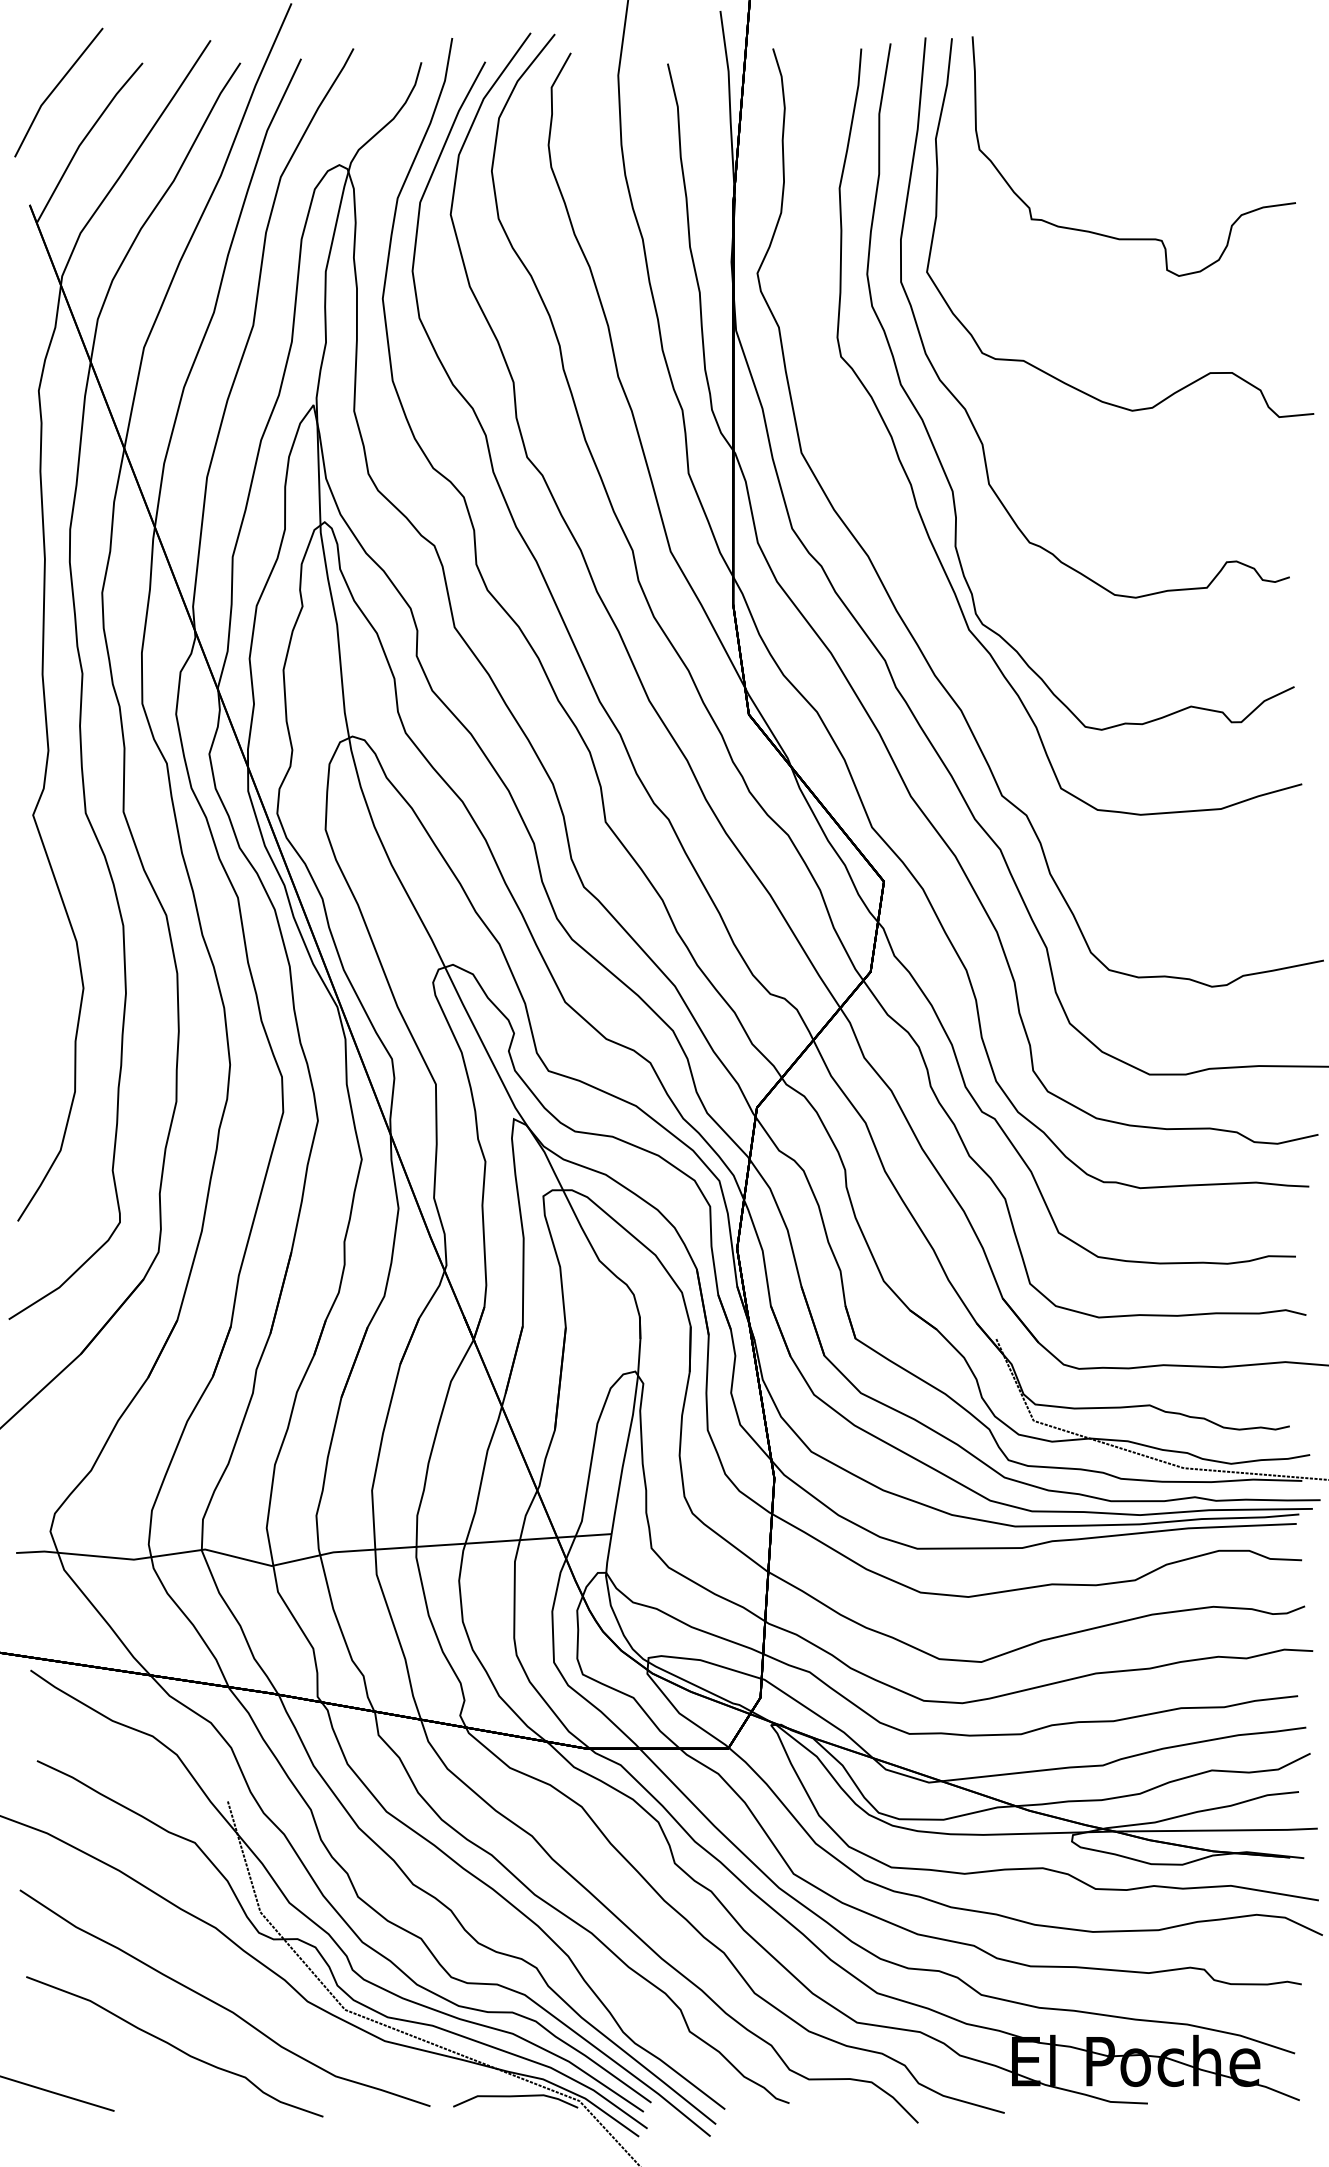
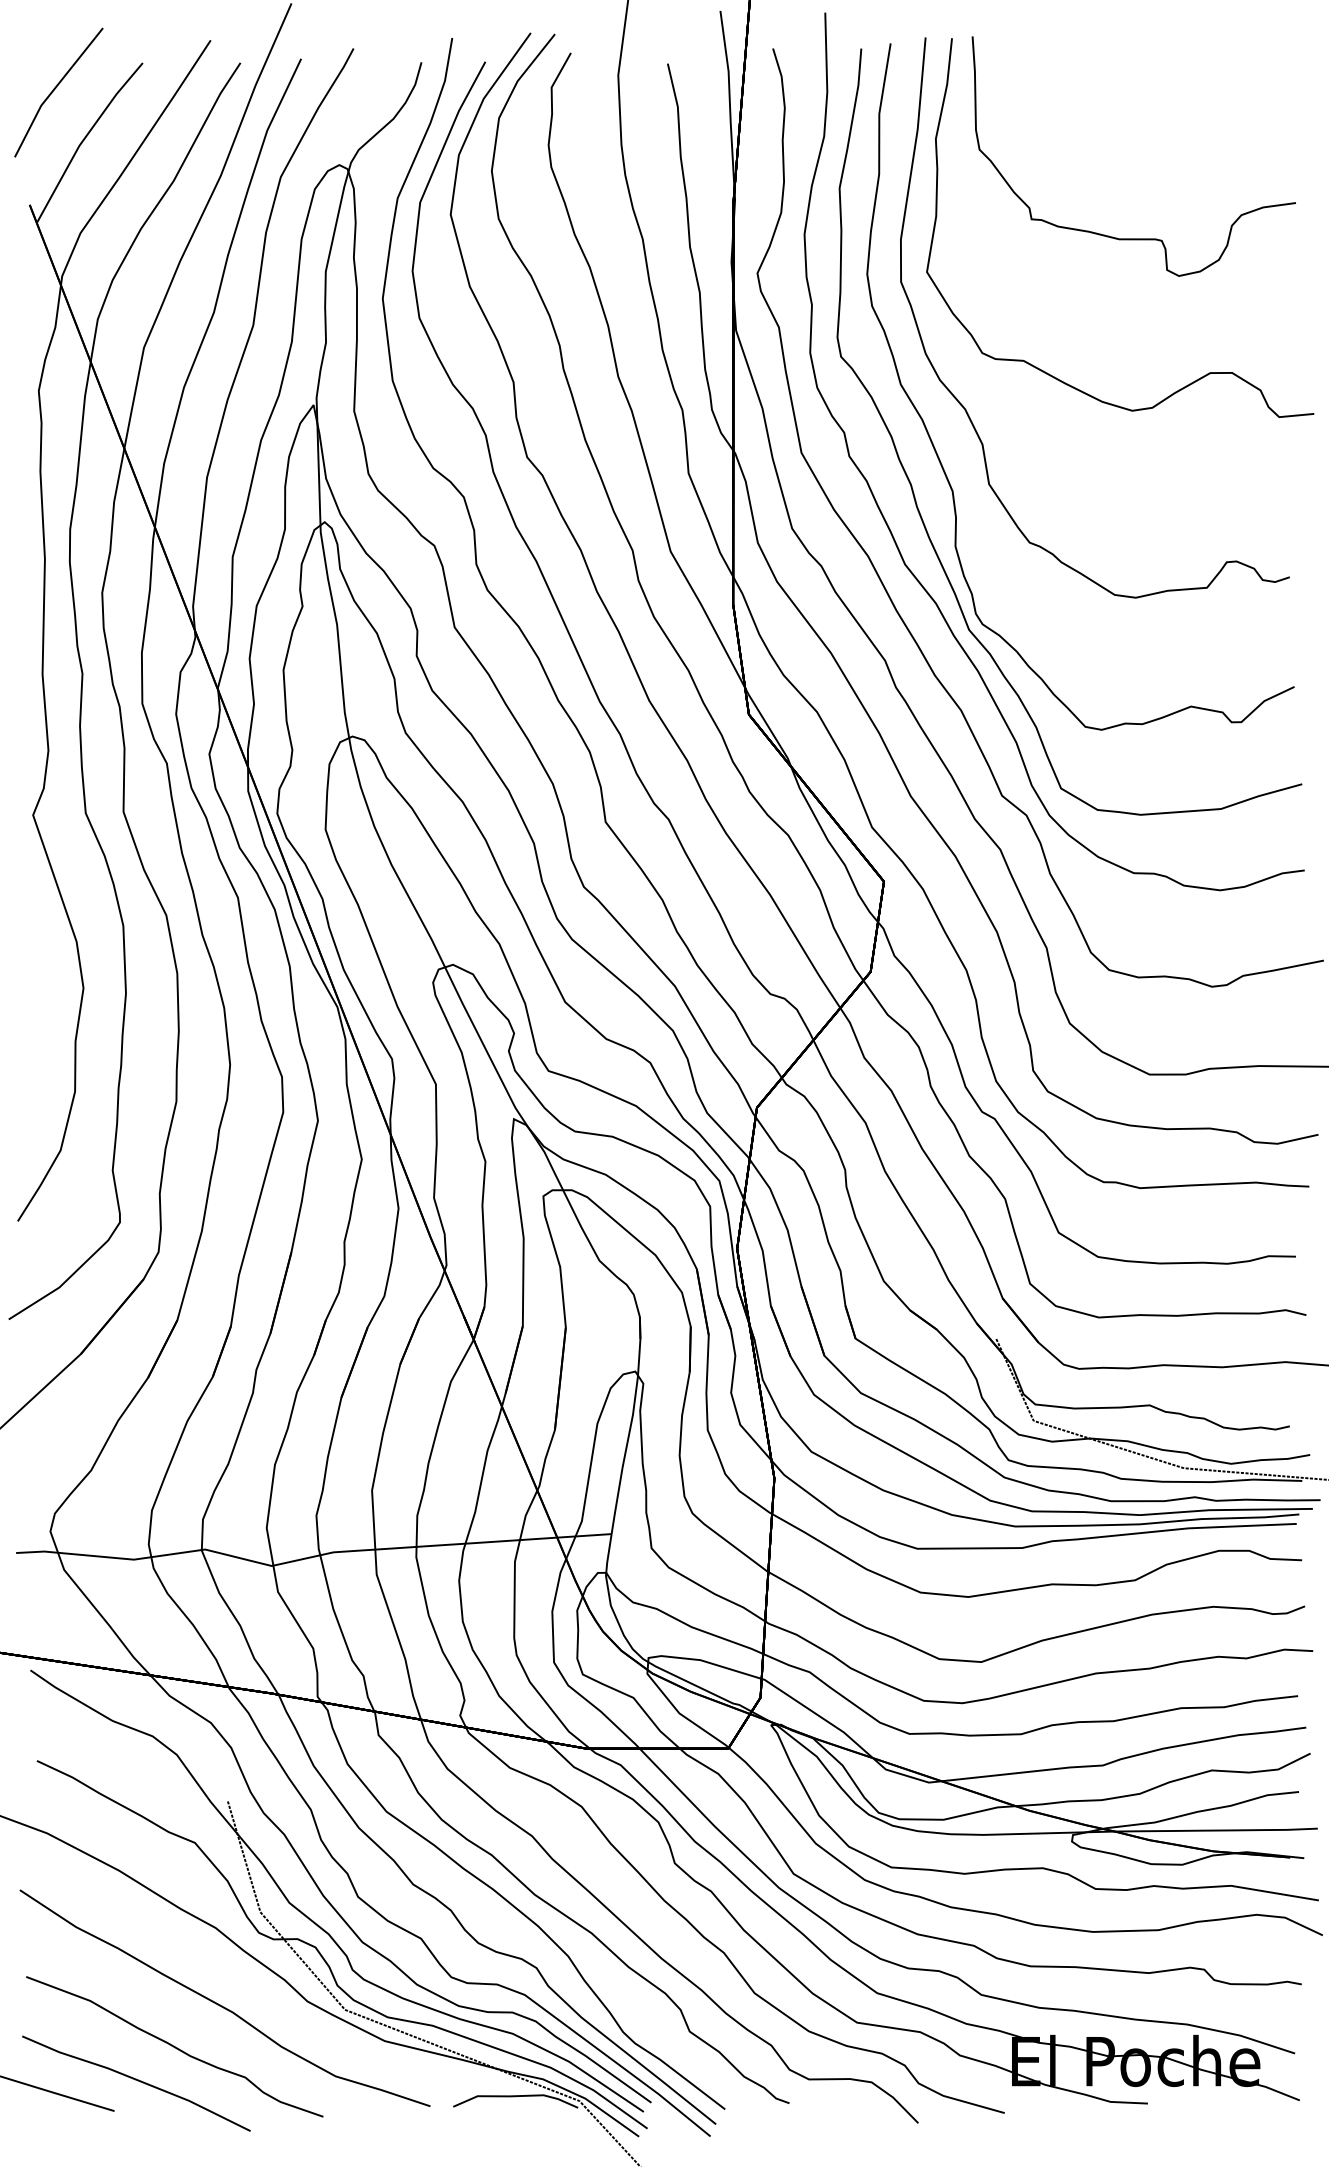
part: none -> present (887, 522)
part: none -> present (136, 2083)
